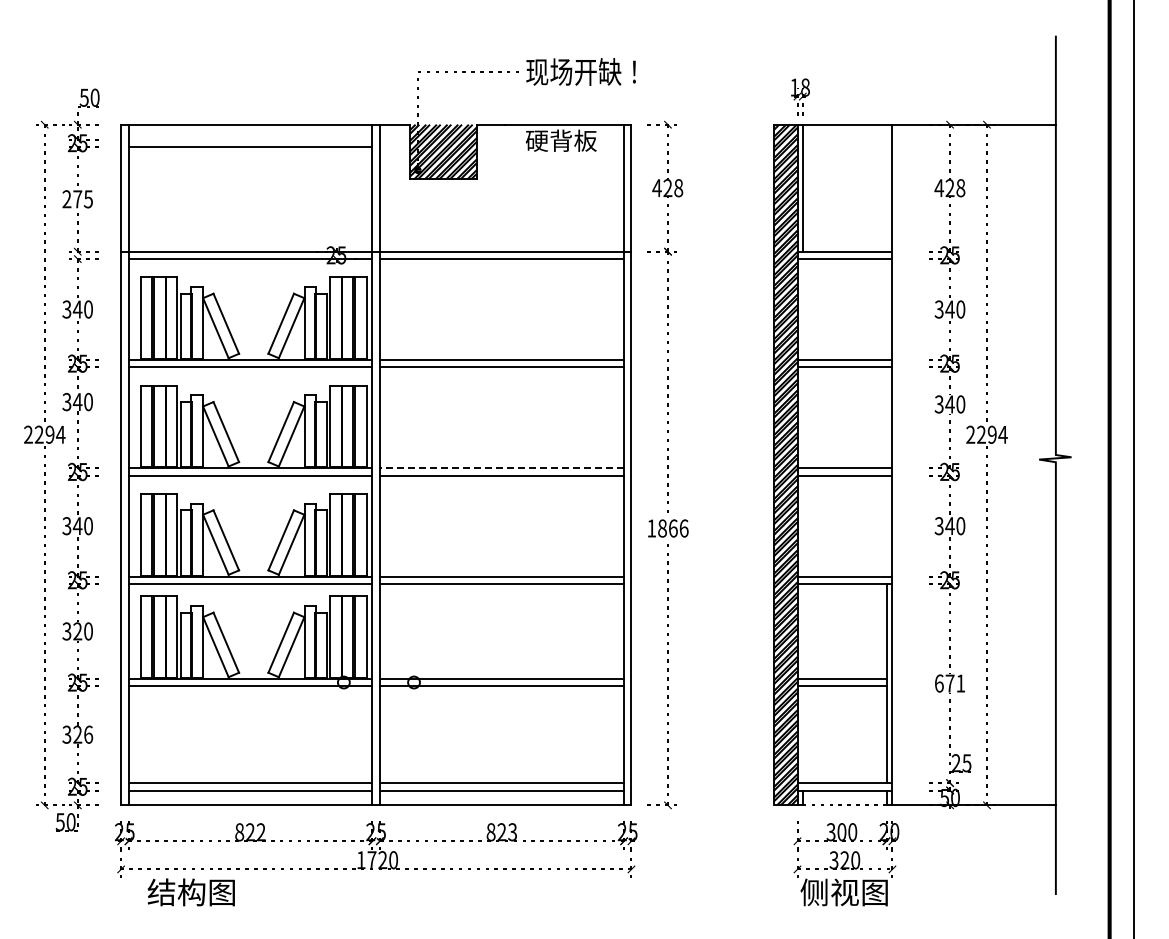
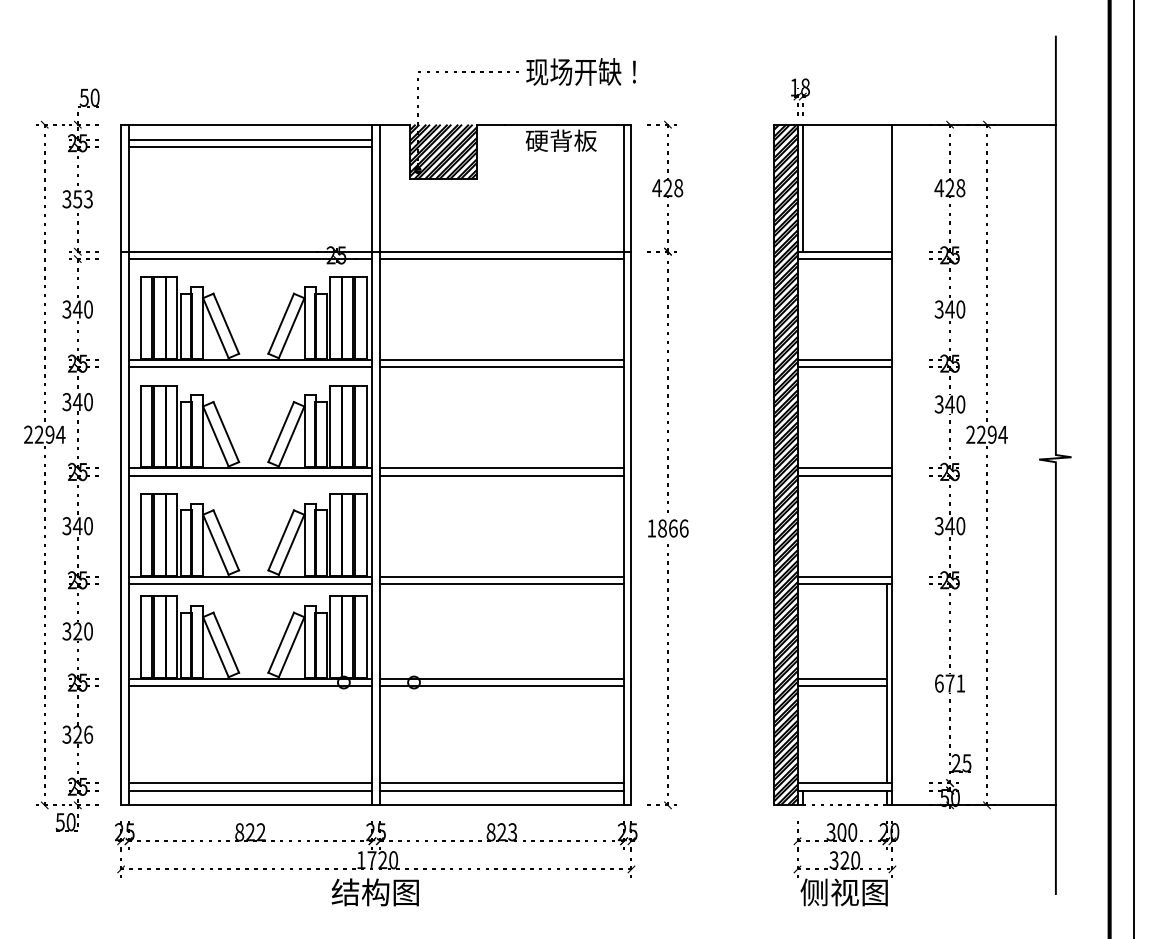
line: none -> present (250, 139)
text: 275 -> 353 (77, 199)
line: dashed -> solid (501, 468)
text position: (190, 892) -> (374, 892) (374, 892)
